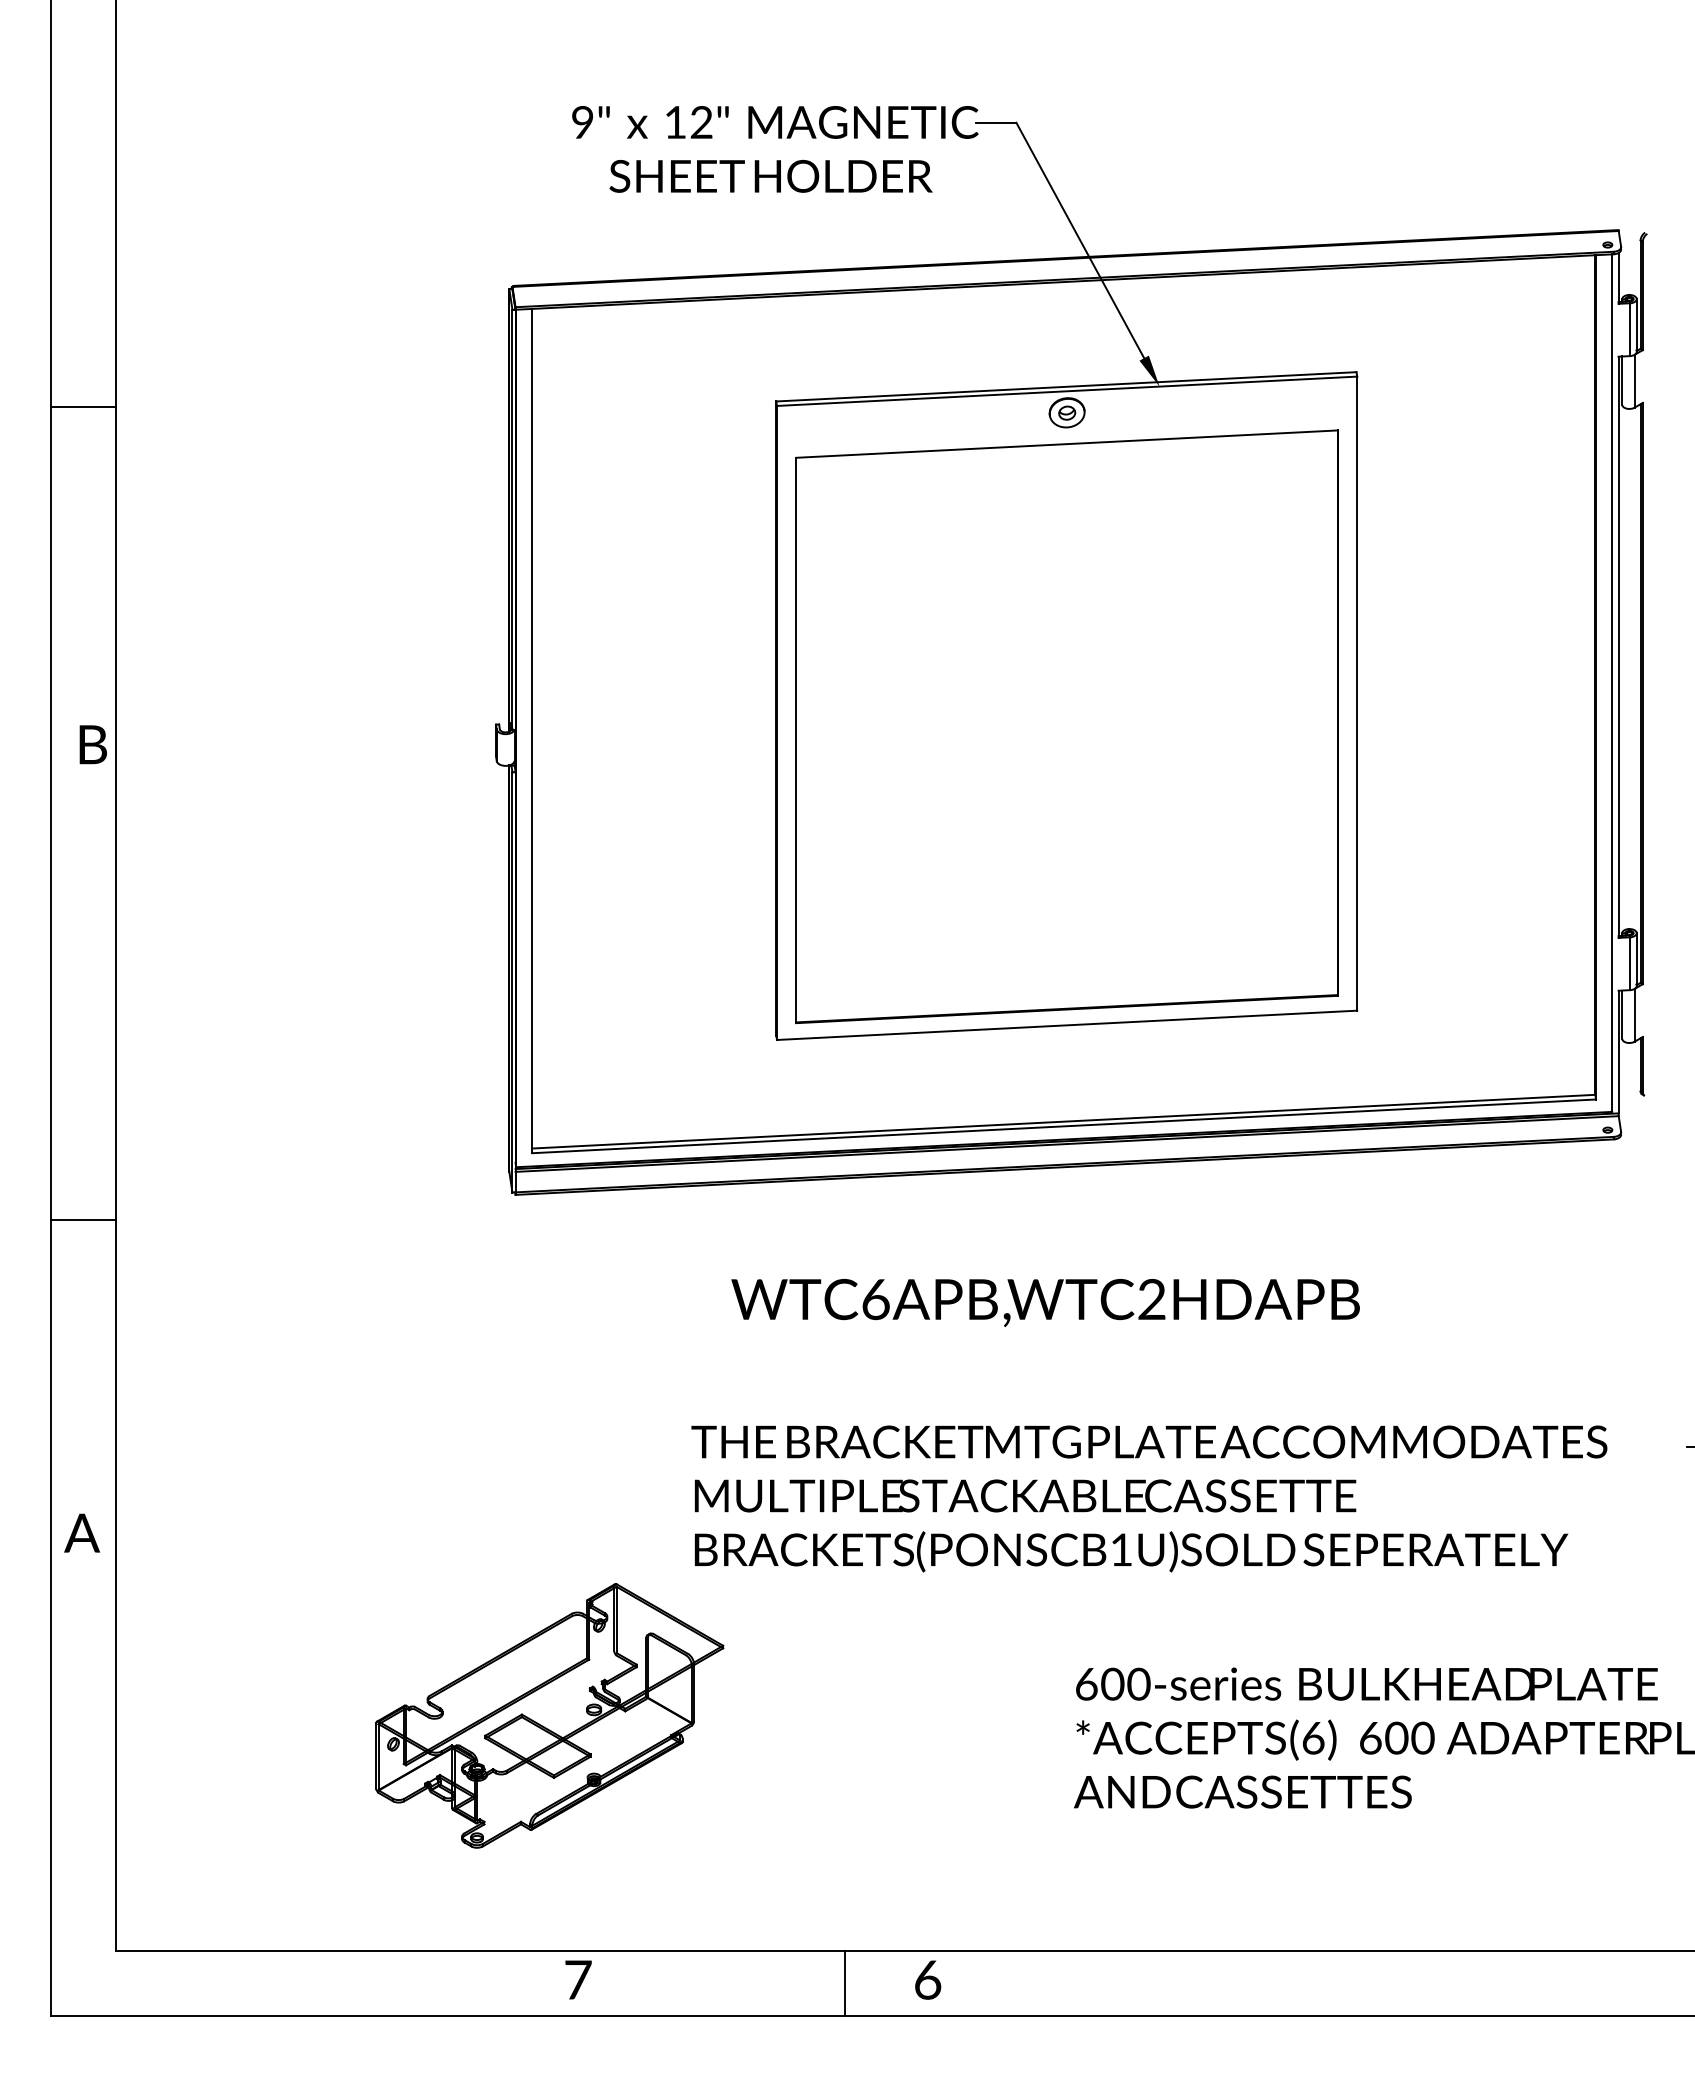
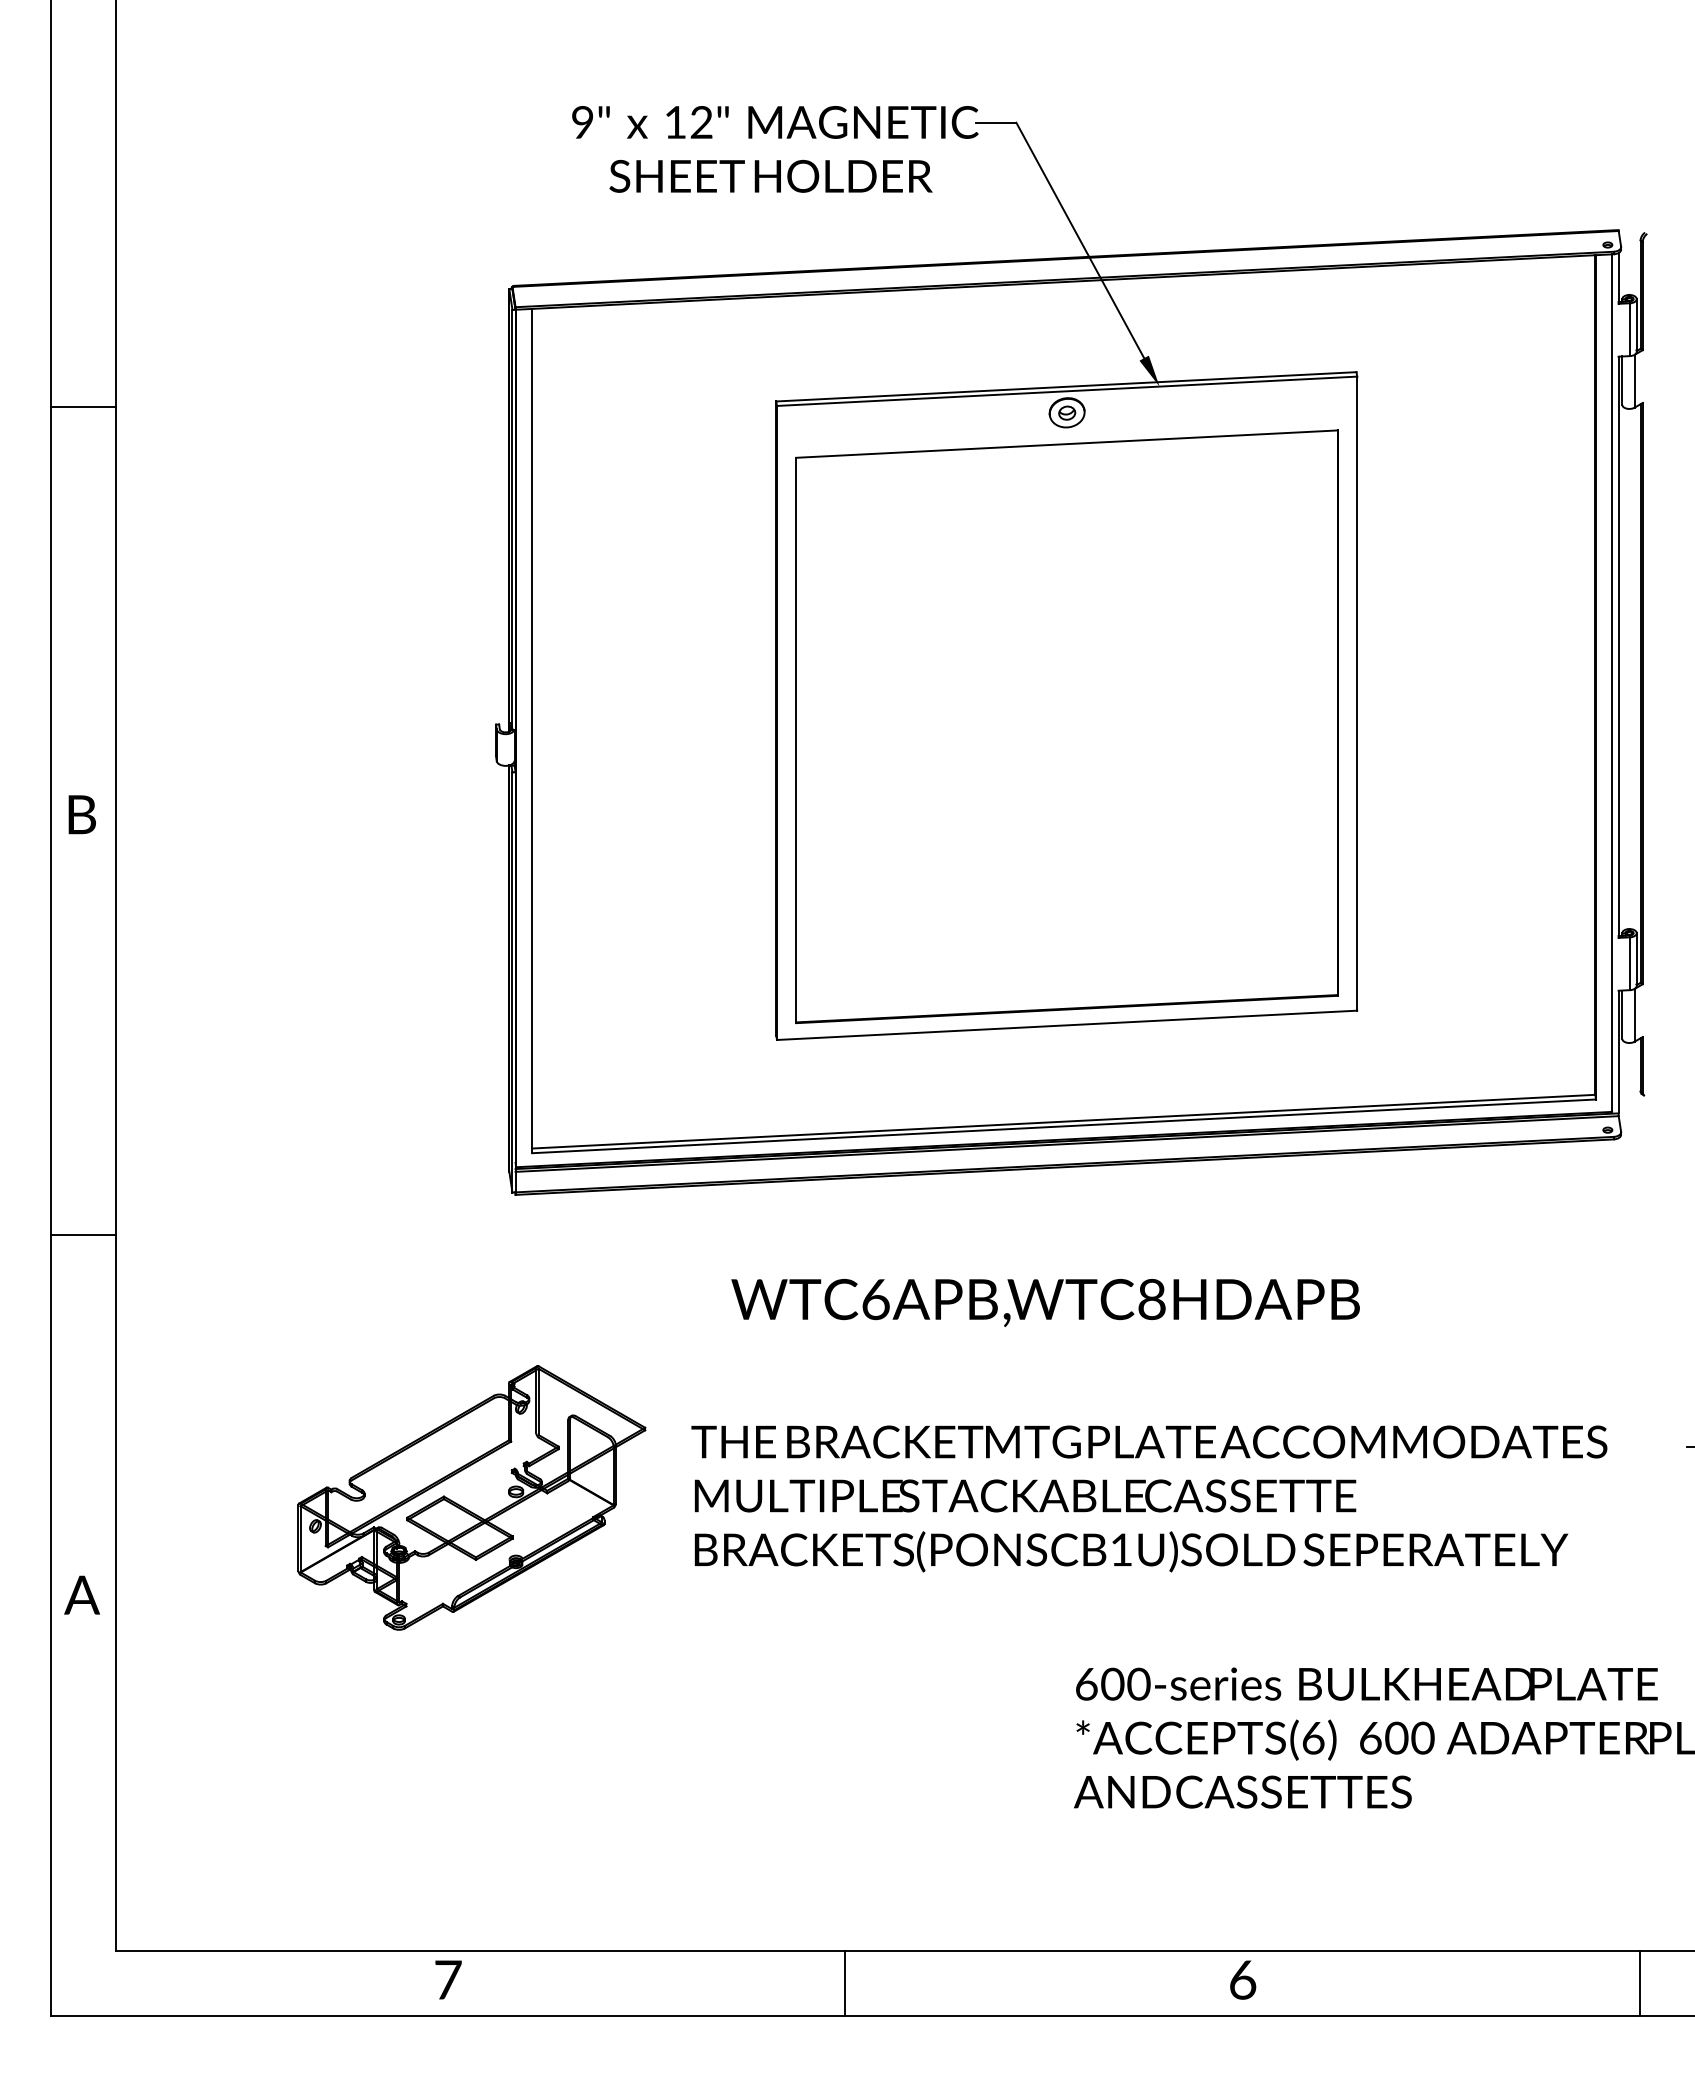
text position: (92, 744) -> (81, 814) (81, 814)
line position: (82, 1220) -> (82, 1235) (82, 1235)
text: WTC2HDAPB -> WTC8HDAPB (1151, 1299)
text position: (82, 1532) -> (82, 1594) (82, 1594)
part position: (549, 1715) -> (471, 1497) (471, 1497)
text position: (578, 1979) -> (448, 1979) (448, 1979)
text position: (928, 1979) -> (1243, 1979) (1243, 1979)
line: none -> present (1640, 1982)
